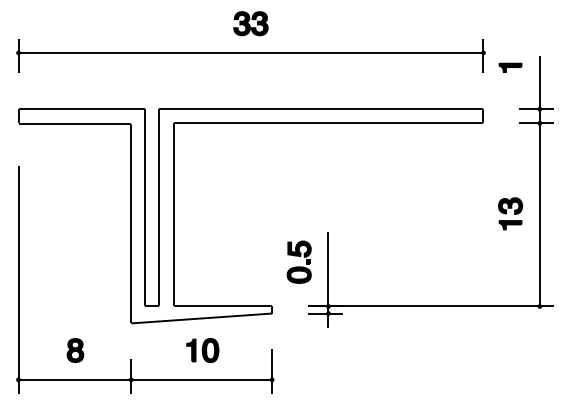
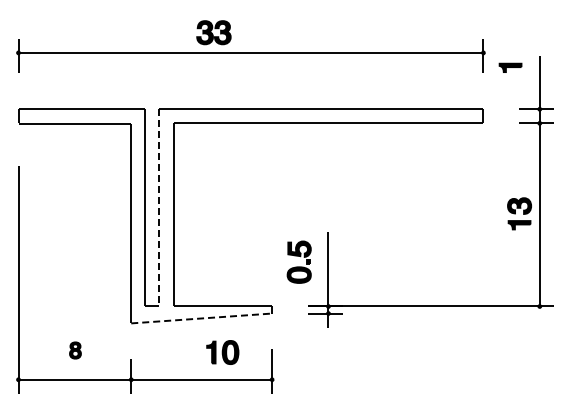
part position: (250, 23) -> (213, 32) (213, 32)
line: solid -> dashed (159, 207)
part position: (510, 213) -> (519, 213) (519, 213)
line: solid -> dashed (201, 318)
part size: 19x25 px -> 13x19 px (75, 350)
part position: (202, 350) -> (222, 352) (222, 352)
